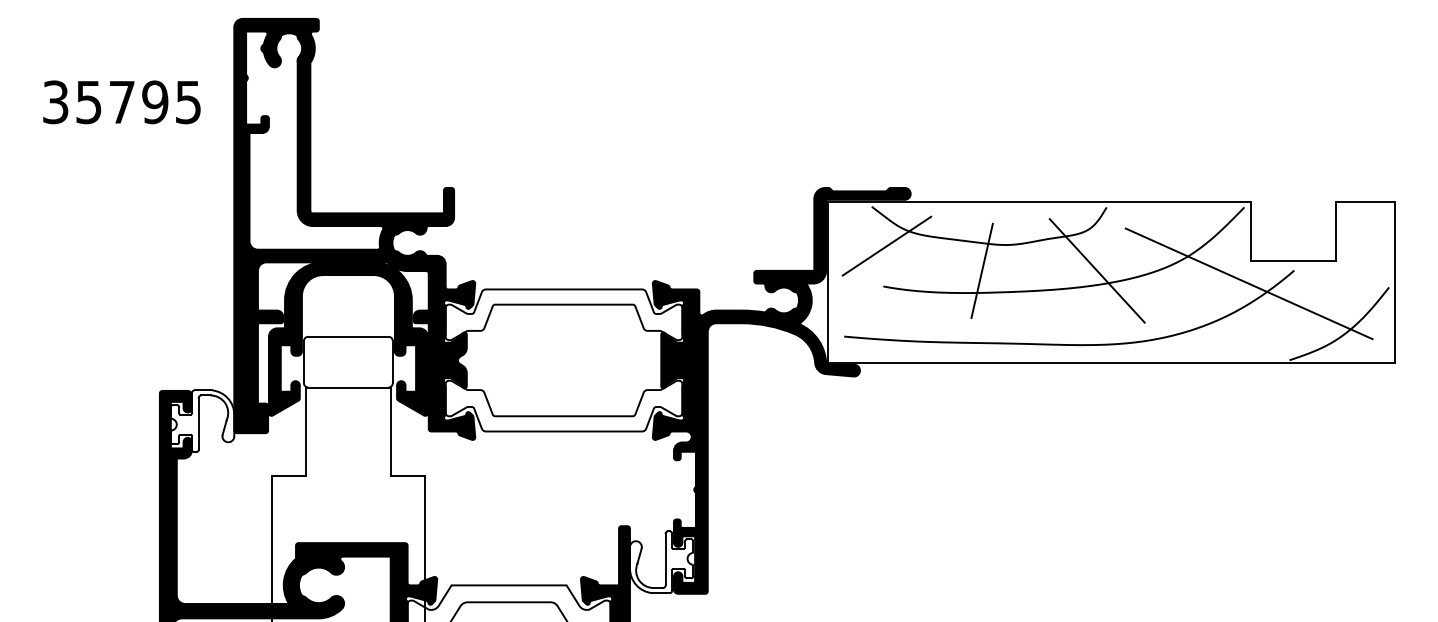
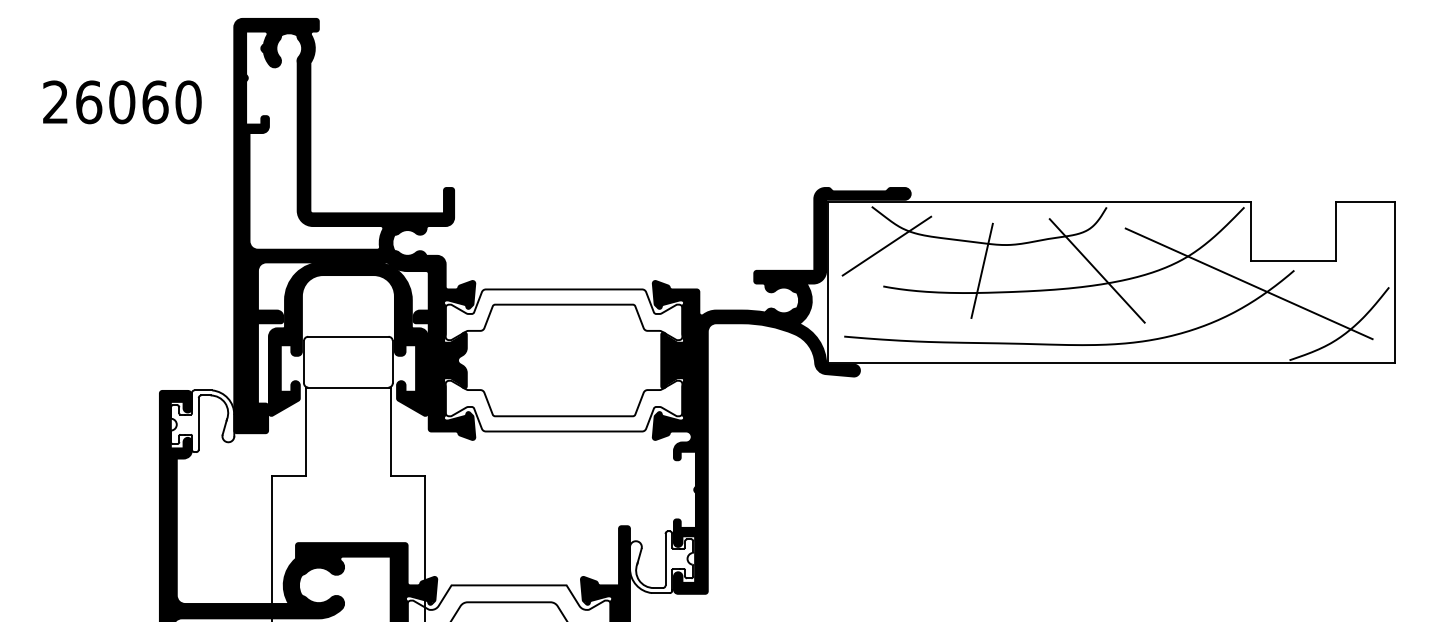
text: 35795 -> 26060 (122, 102)
